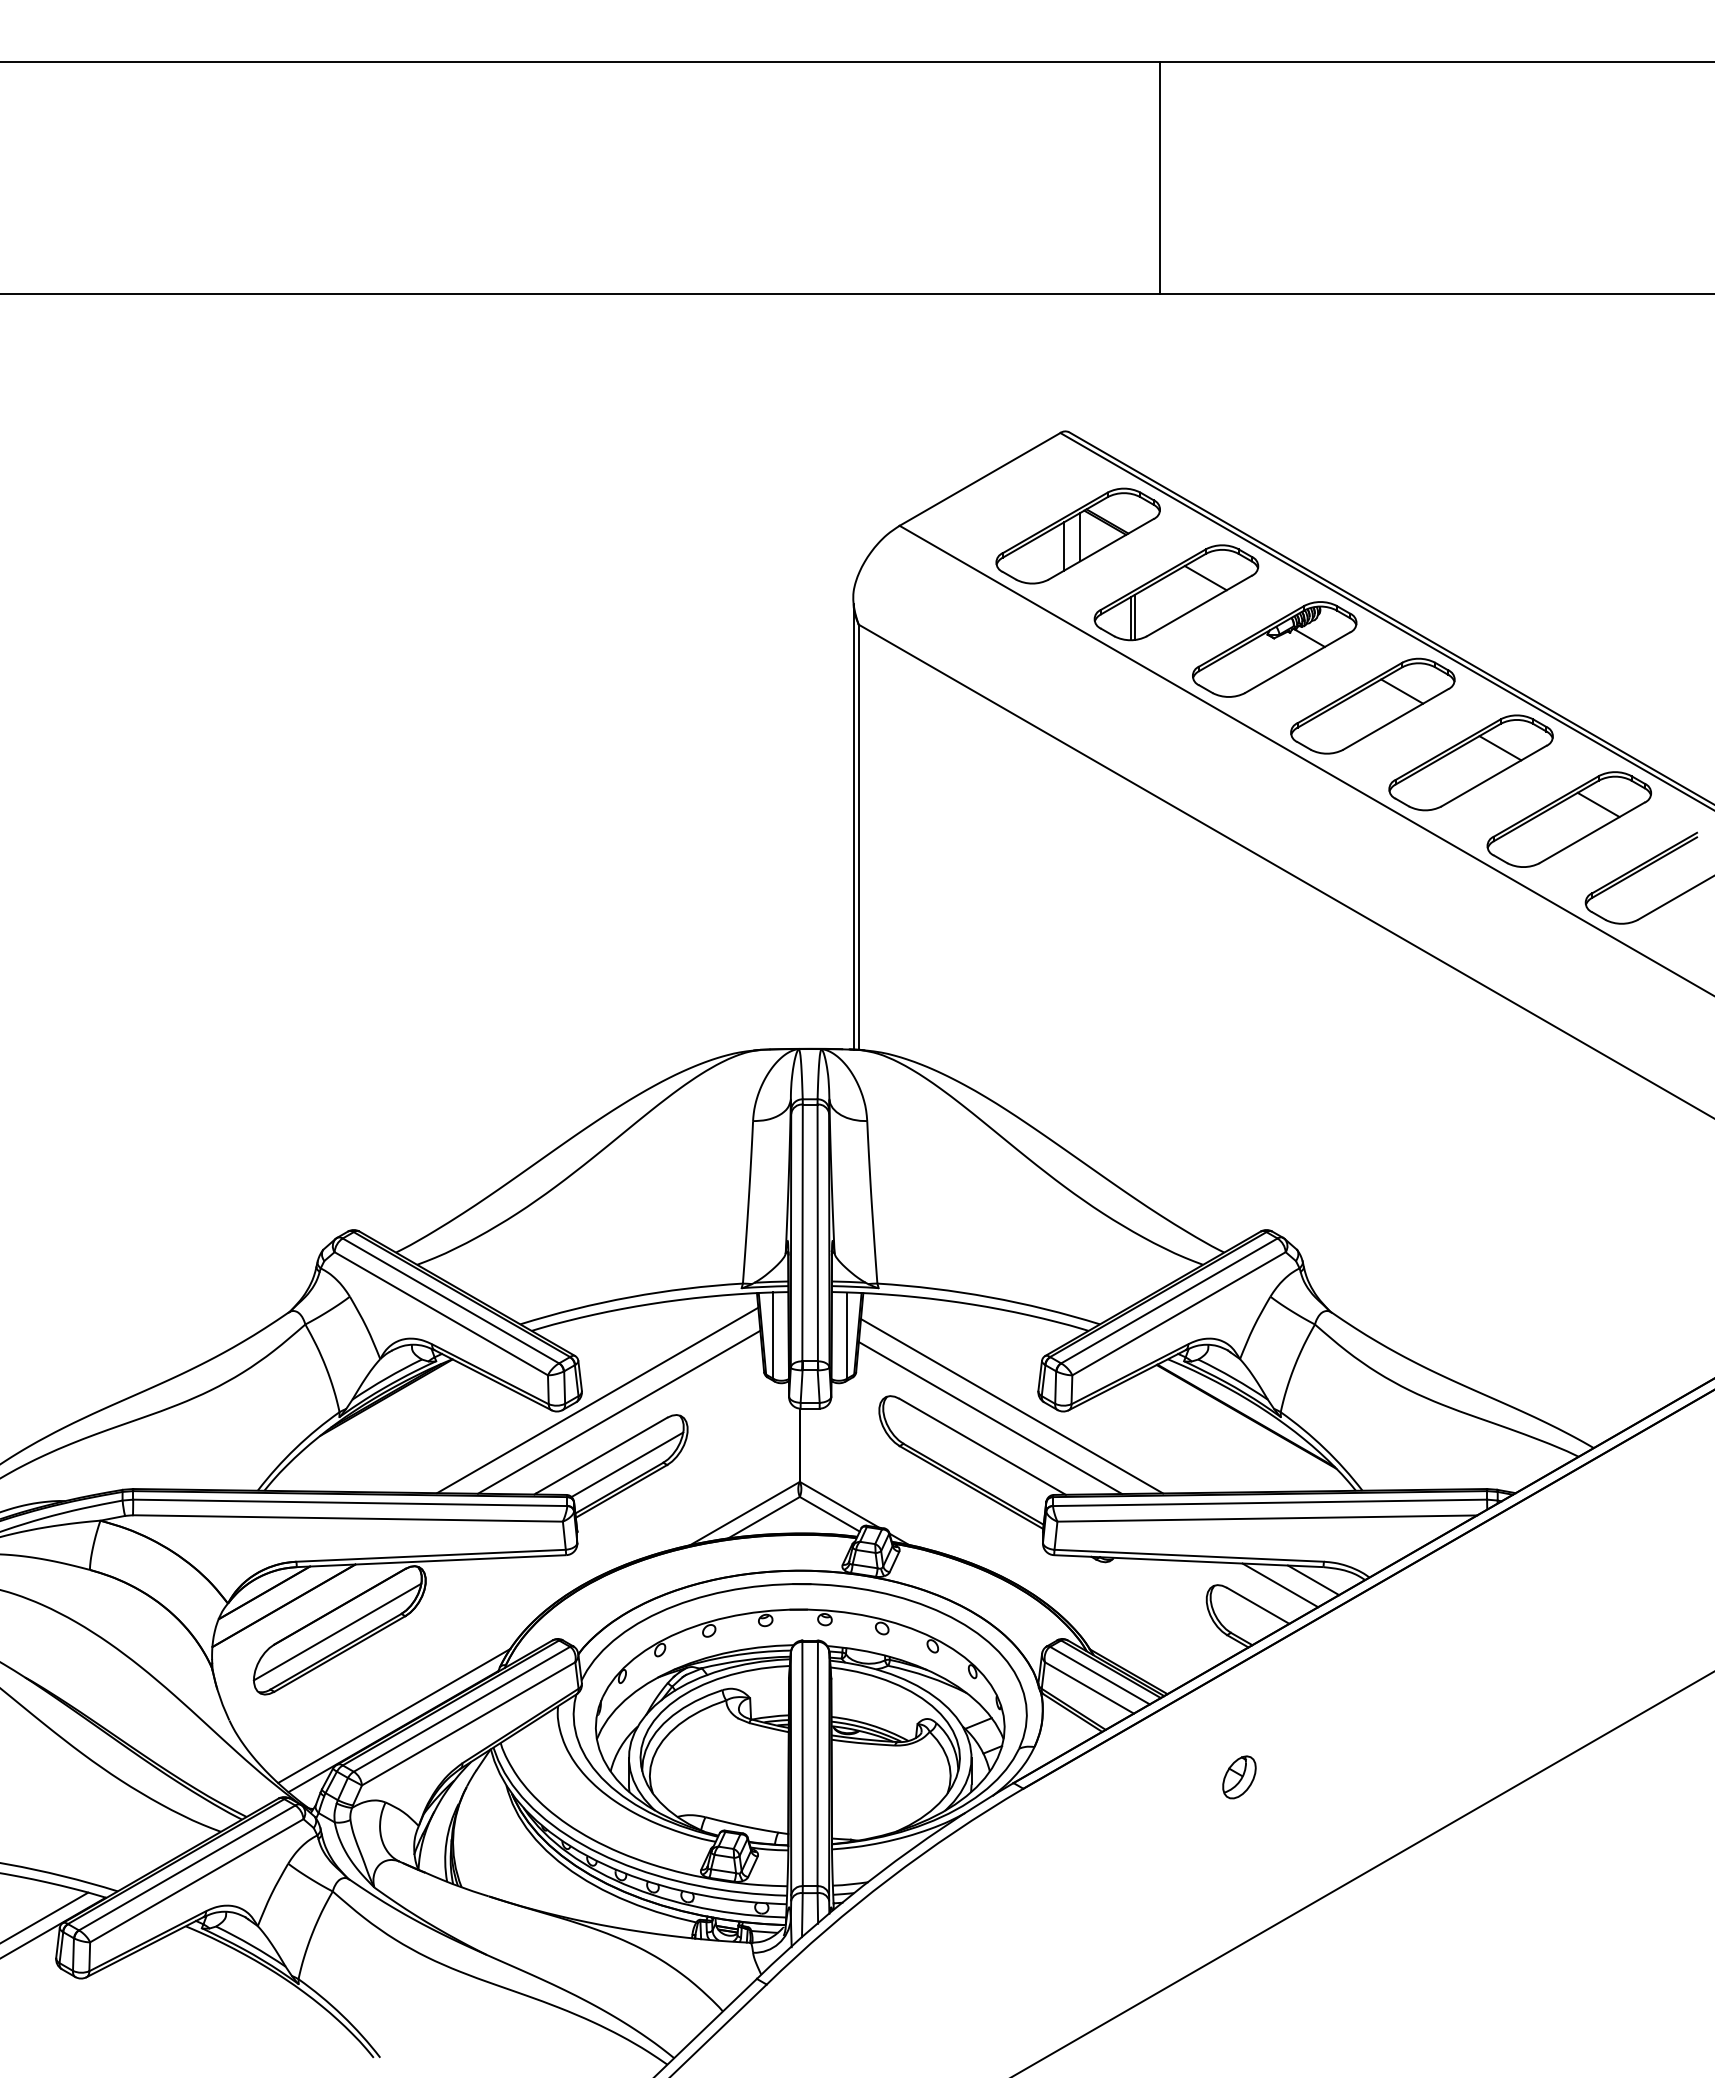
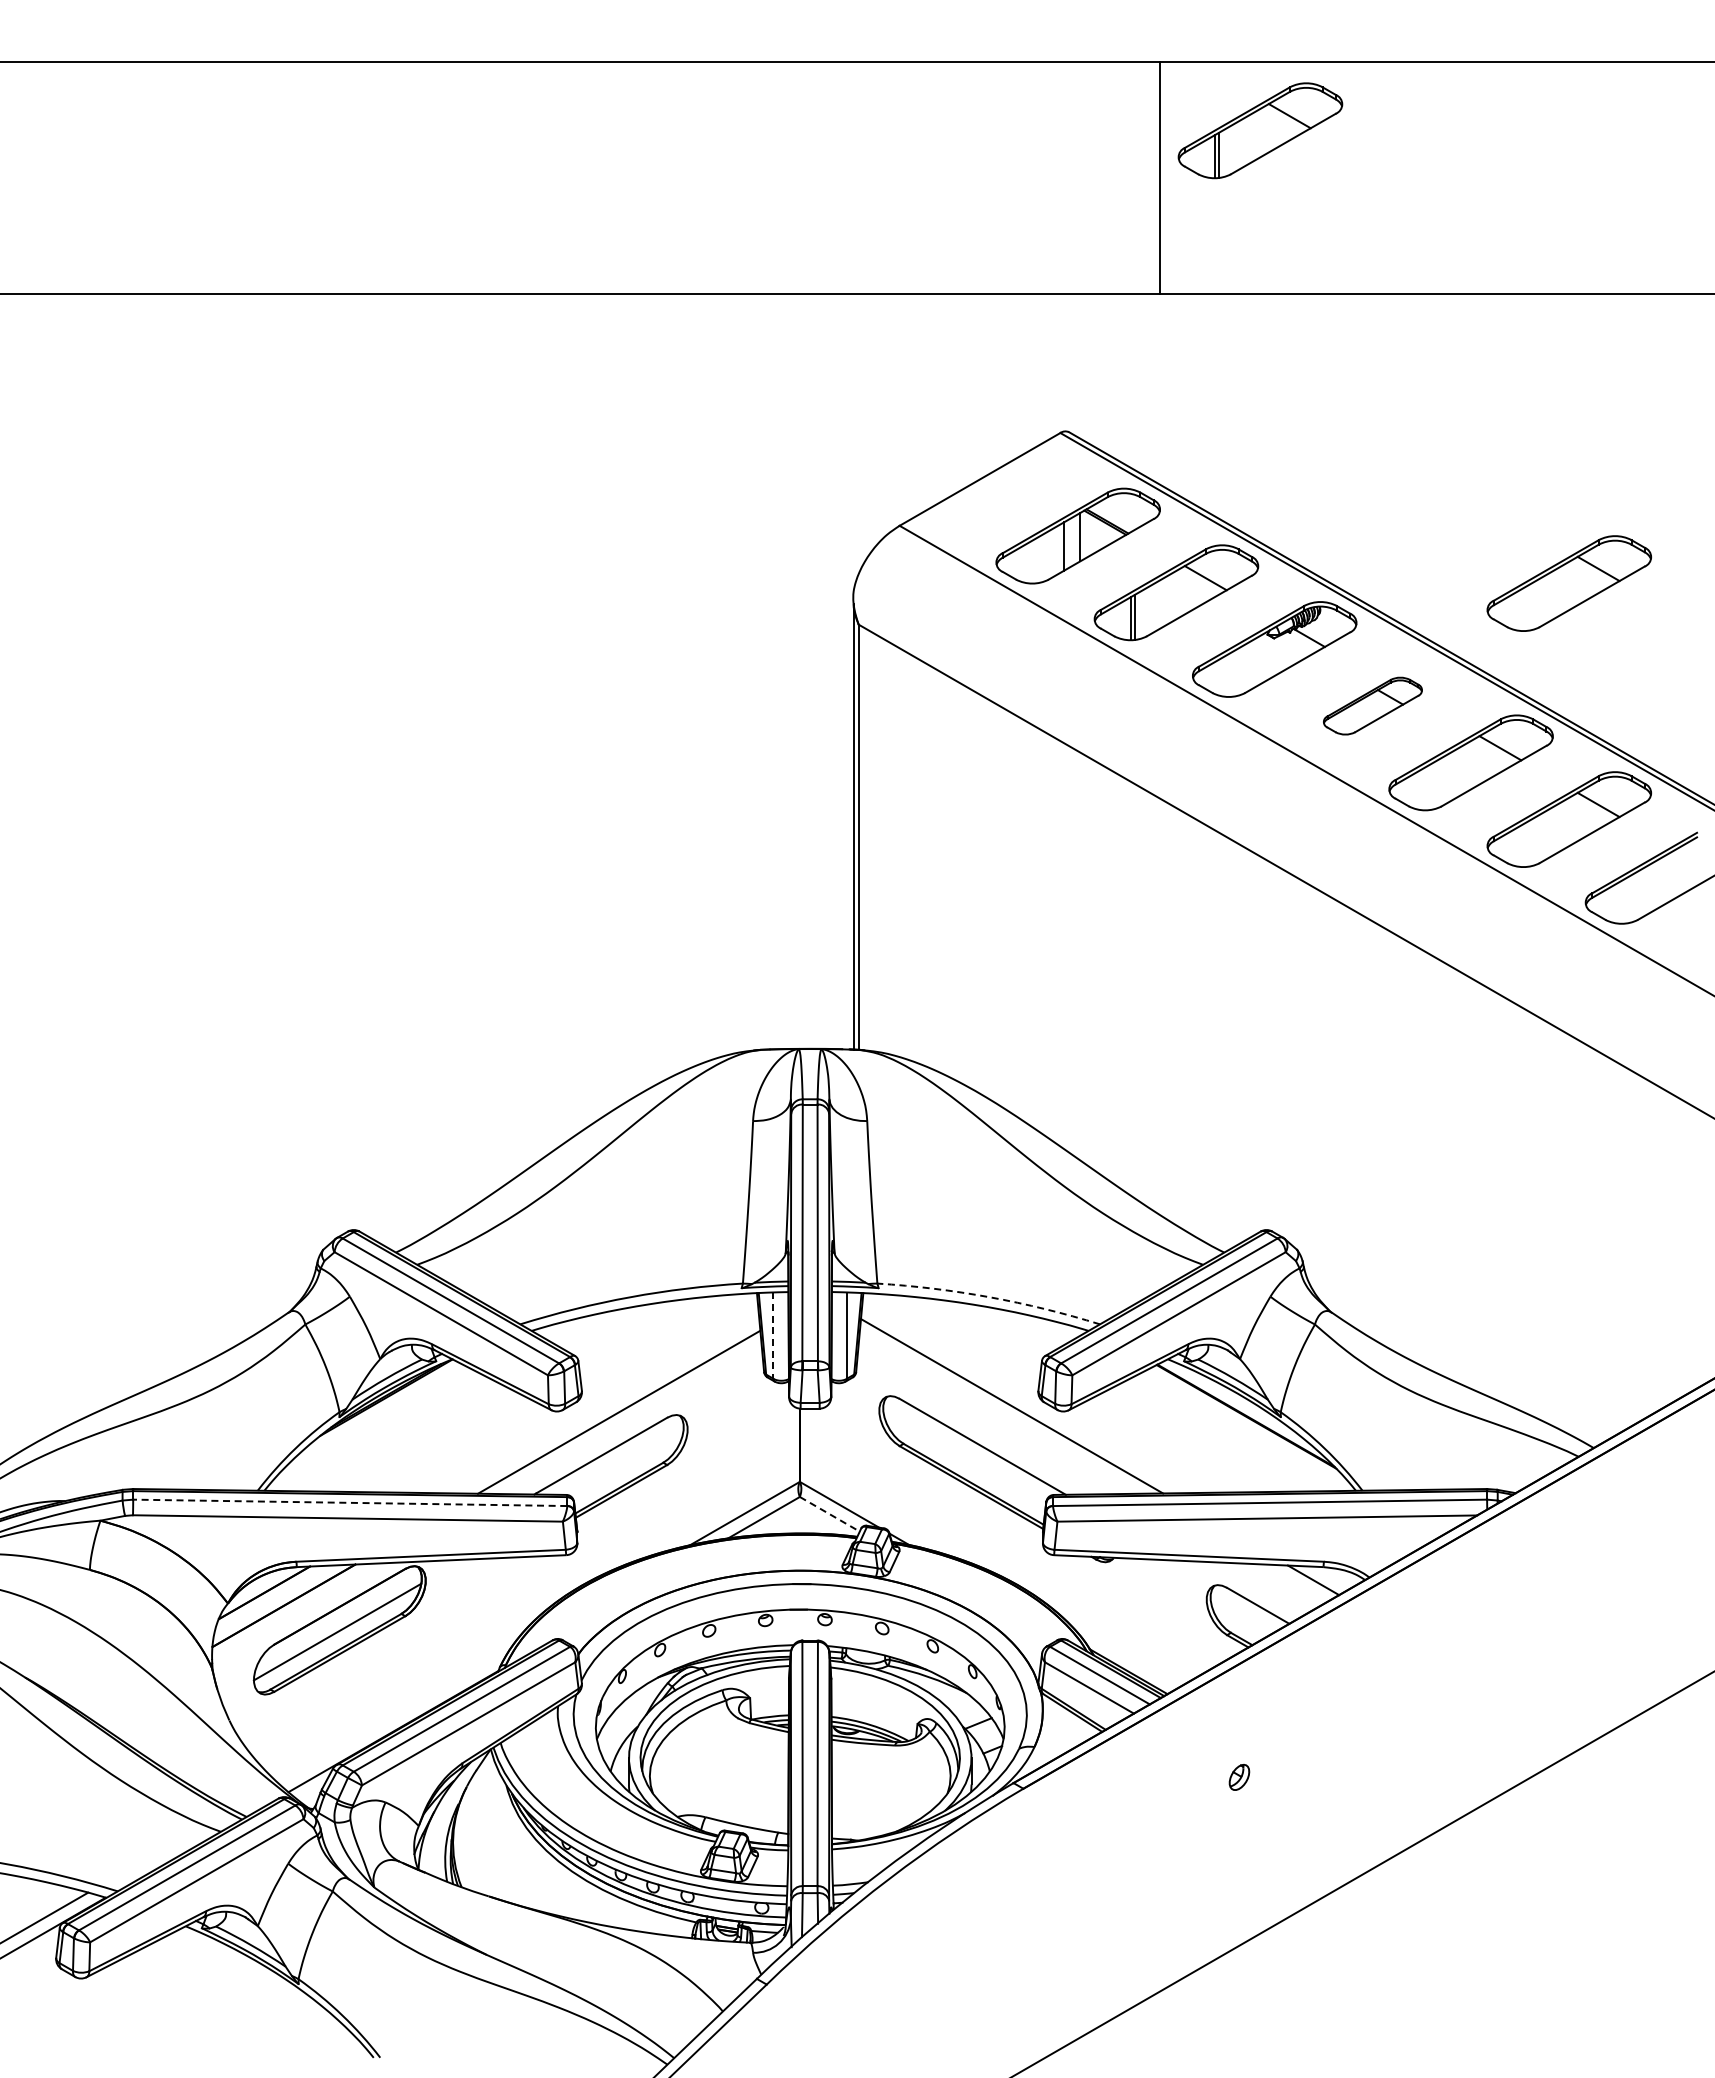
part: none -> present (1260, 130)
part: none -> present (1568, 583)
part size: 166x98 px -> 100x60 px (1372, 705)
arc: solid -> dashed (989, 1297)
line: solid -> dashed (773, 1336)
line: present -> none (597, 1400)
line: present -> none (990, 1418)
line: present -> none (627, 1464)
line: solid -> dashed (349, 1502)
line: solid -> dashed (829, 1514)
line: present -> none (1280, 1585)
line: present -> none (394, 1715)
part size: 35x45 px -> 23x27 px (1239, 1777)
